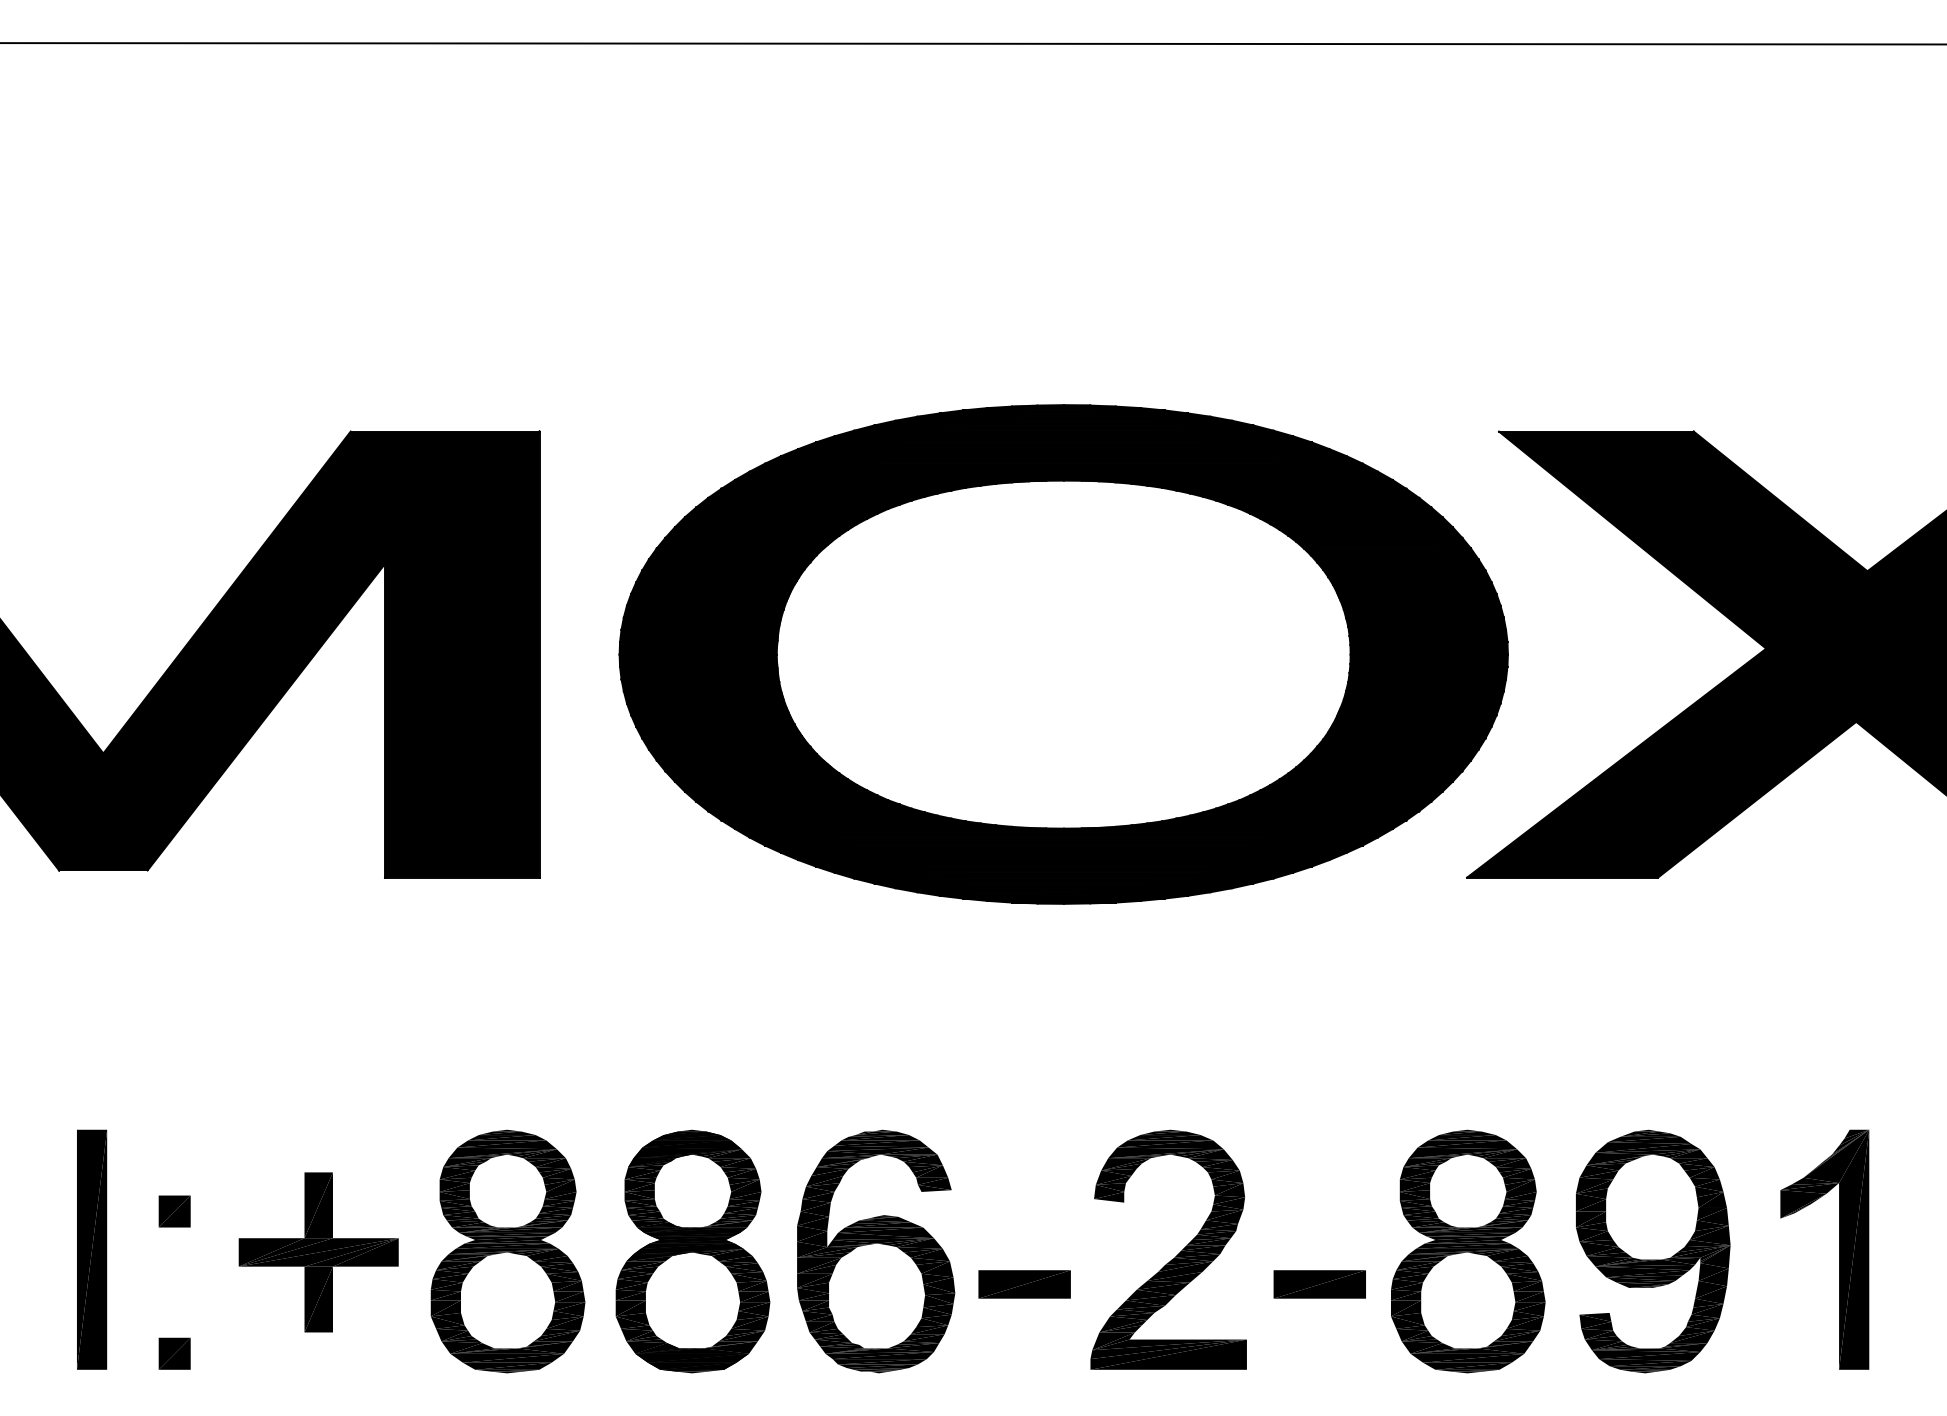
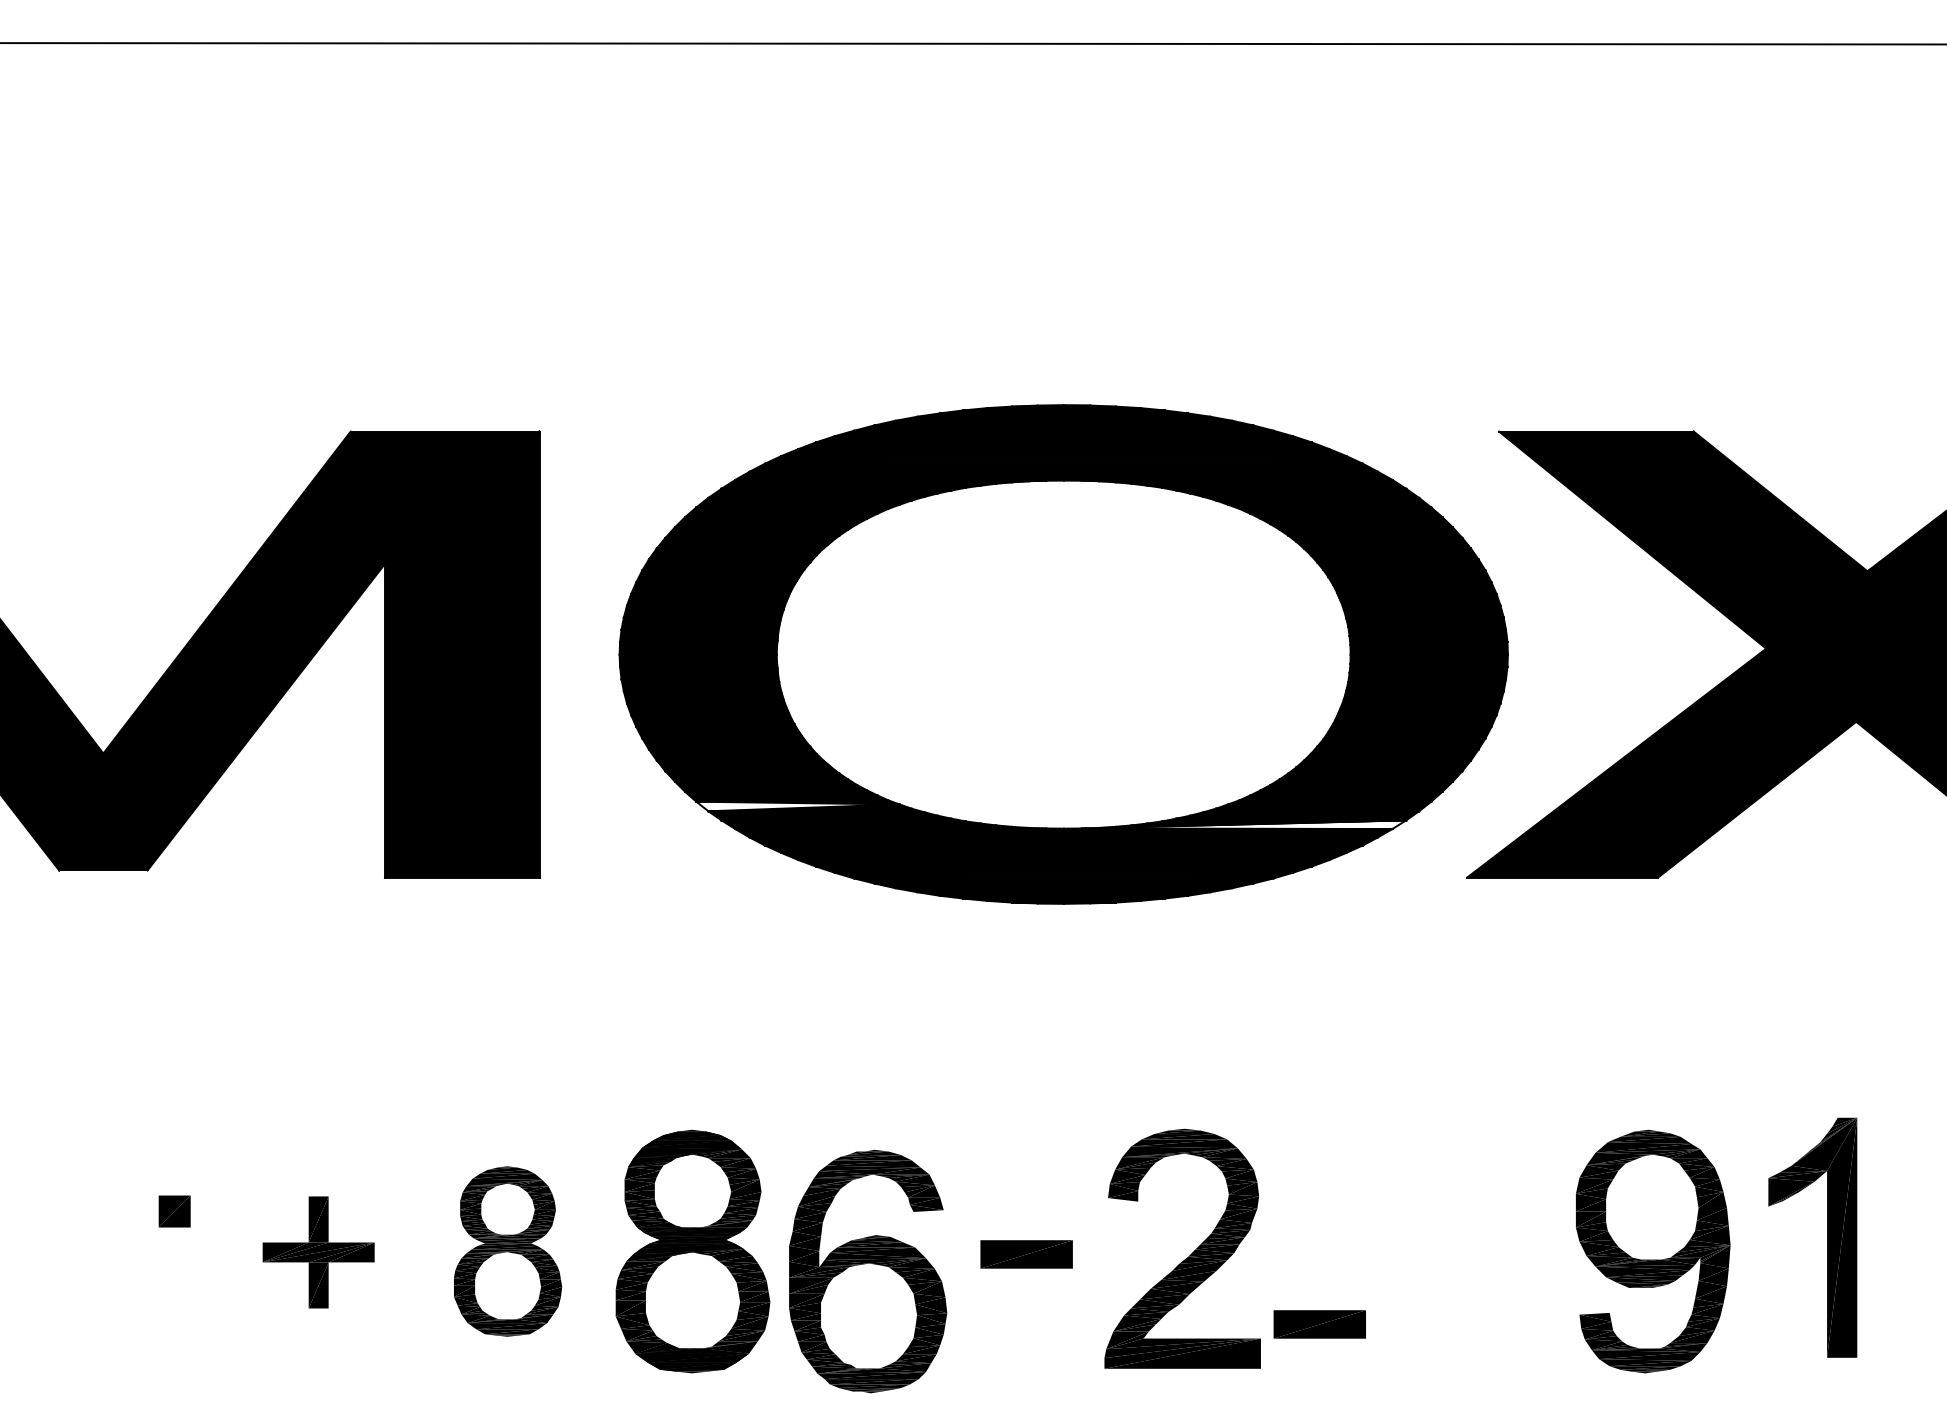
fill: present -> none (797, 806)
fill: present -> none (1243, 824)
part: present -> none (92, 1249)
part position: (1839, 1249) -> (1827, 1237) (1827, 1237)
part size: 156x245 px -> 109x171 px (508, 1251)
part position: (876, 1251) -> (868, 1271) (868, 1271)
part: present -> none (1468, 1251)
part size: 161x161 px -> 113x113 px (318, 1252)
part position: (1175, 1256) -> (1189, 1255) (1189, 1255)
part position: (1024, 1284) -> (1026, 1254) (1026, 1254)
part position: (1319, 1284) -> (1319, 1324) (1319, 1324)
part: present -> none (174, 1353)
